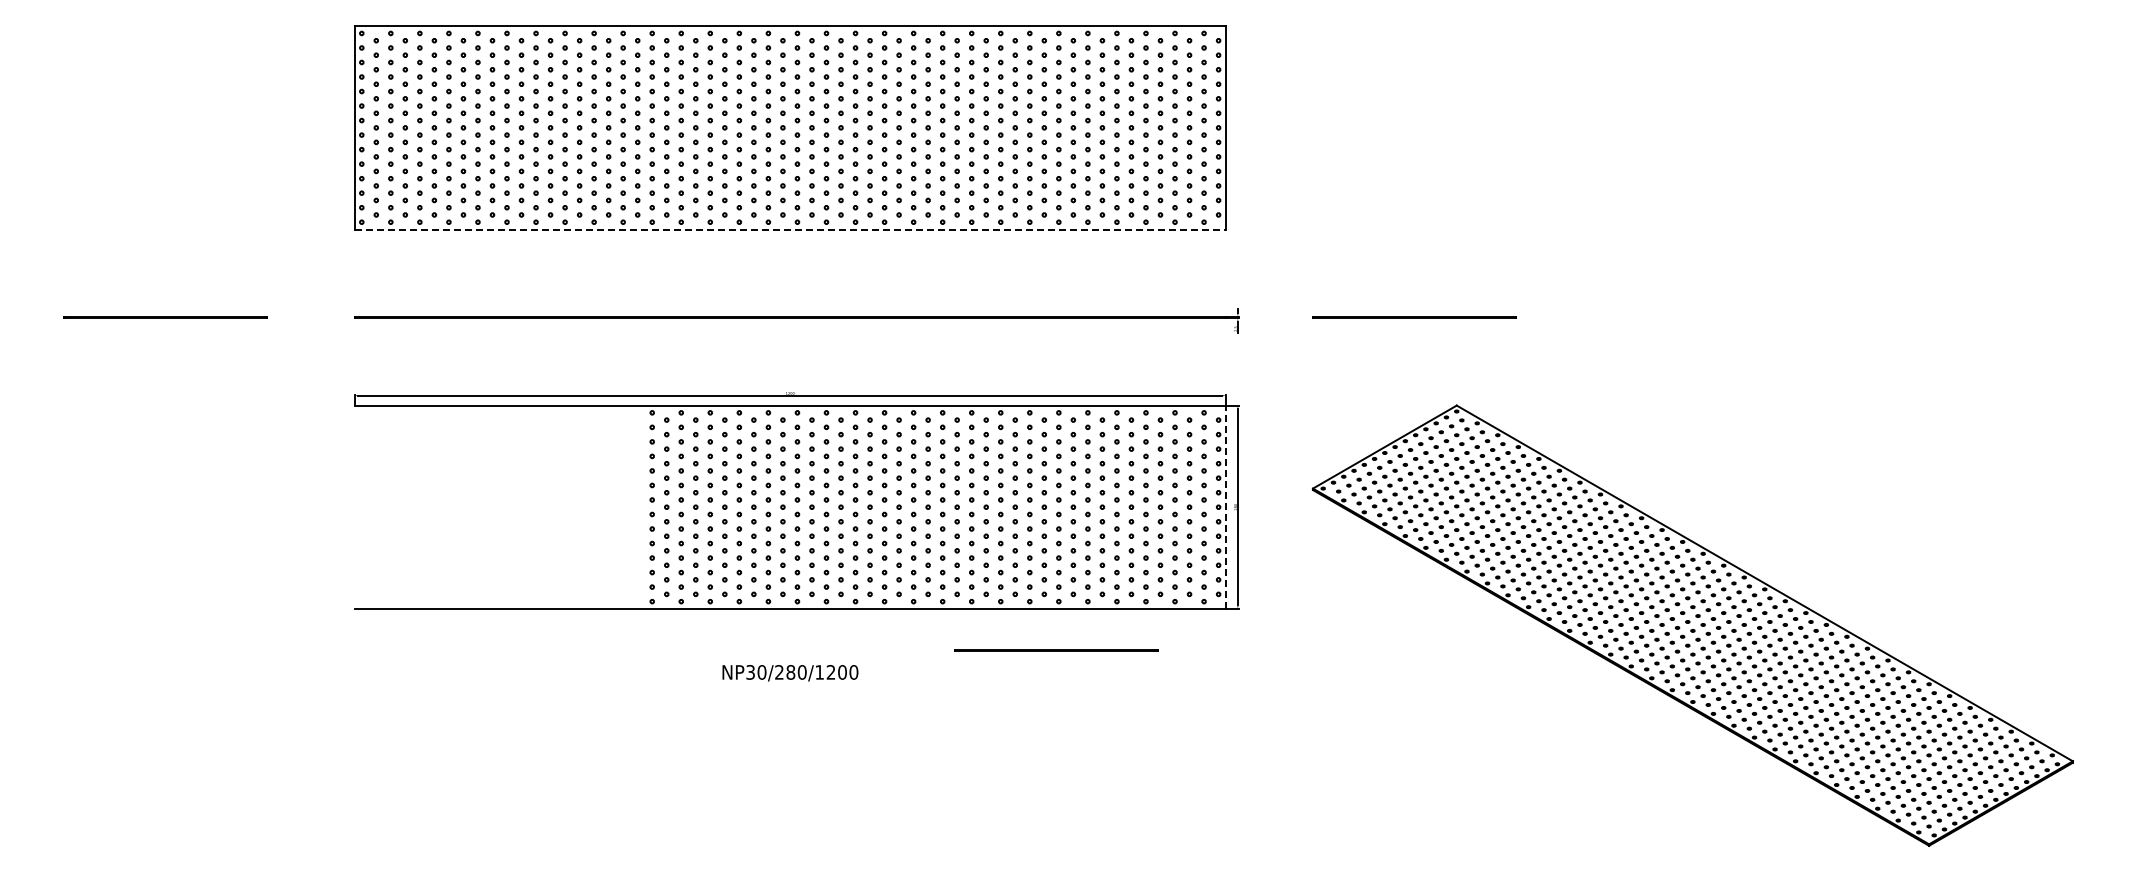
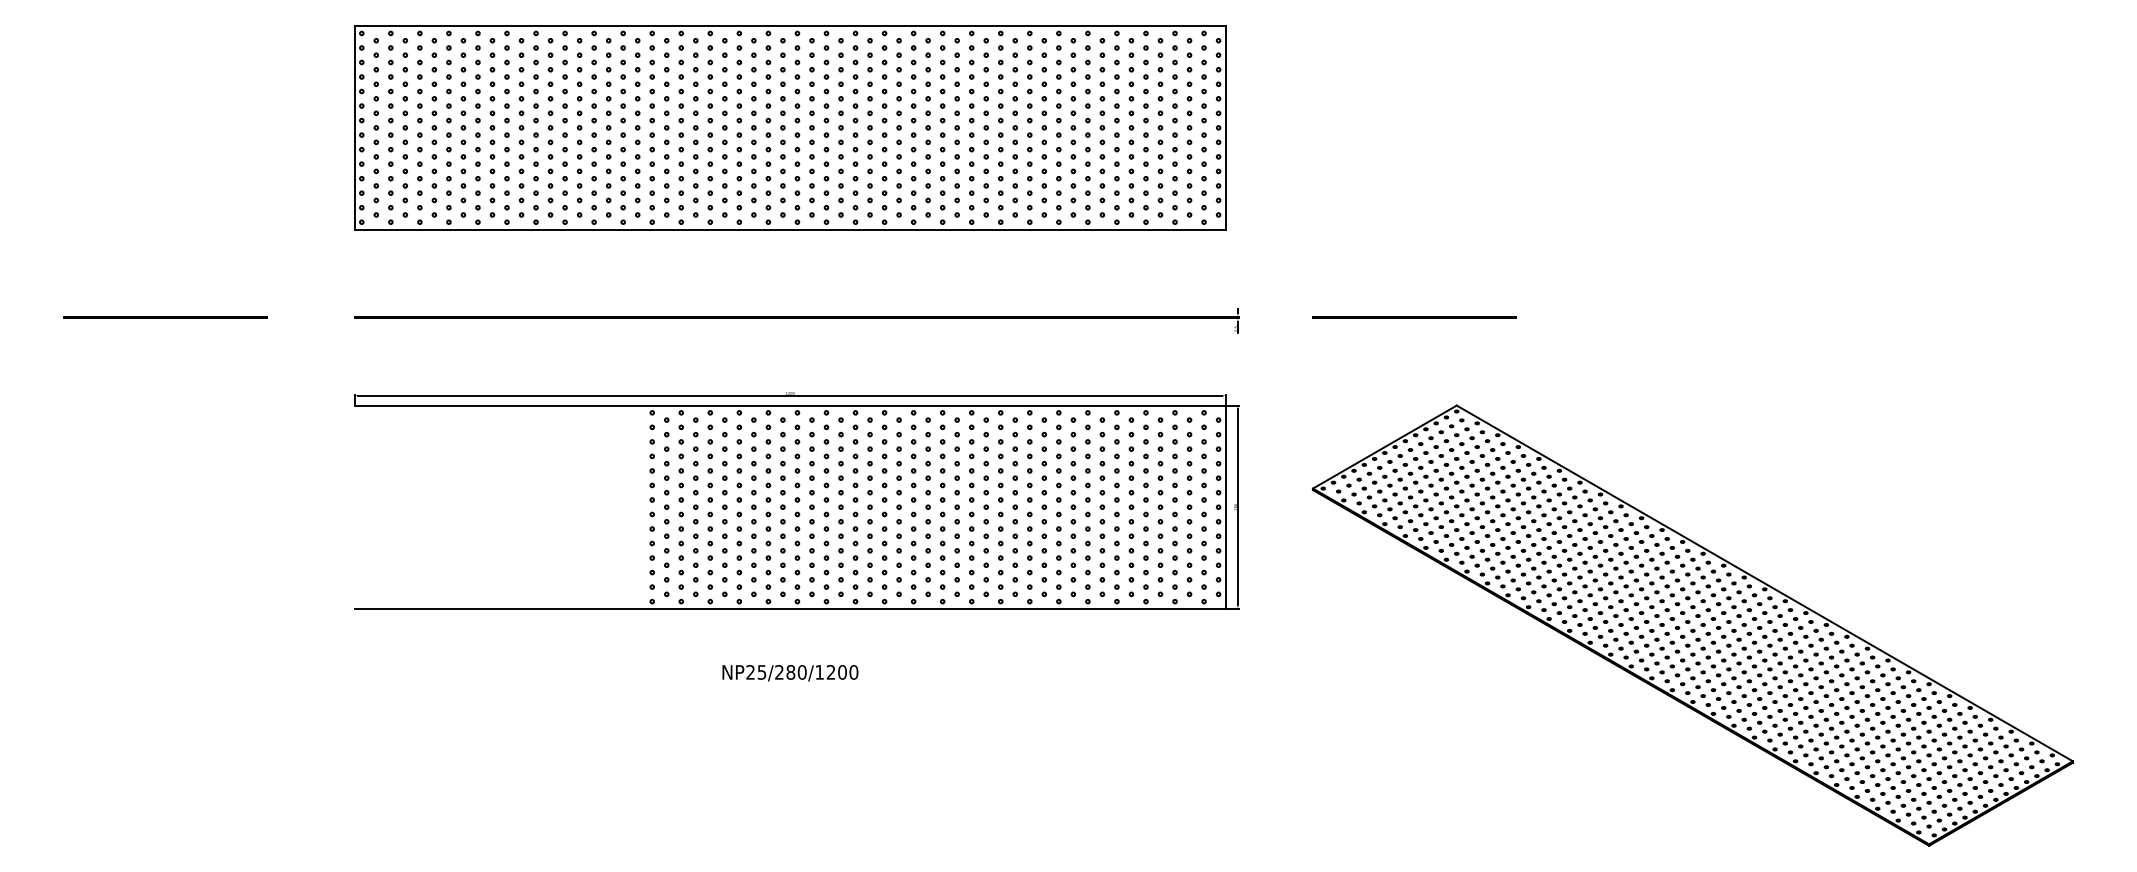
line: dashed -> solid (790, 229)
line: dashed -> solid (1225, 507)
line: present -> none (1056, 650)
text: NP30/280/1200 -> NP25/280/1200 (756, 672)
